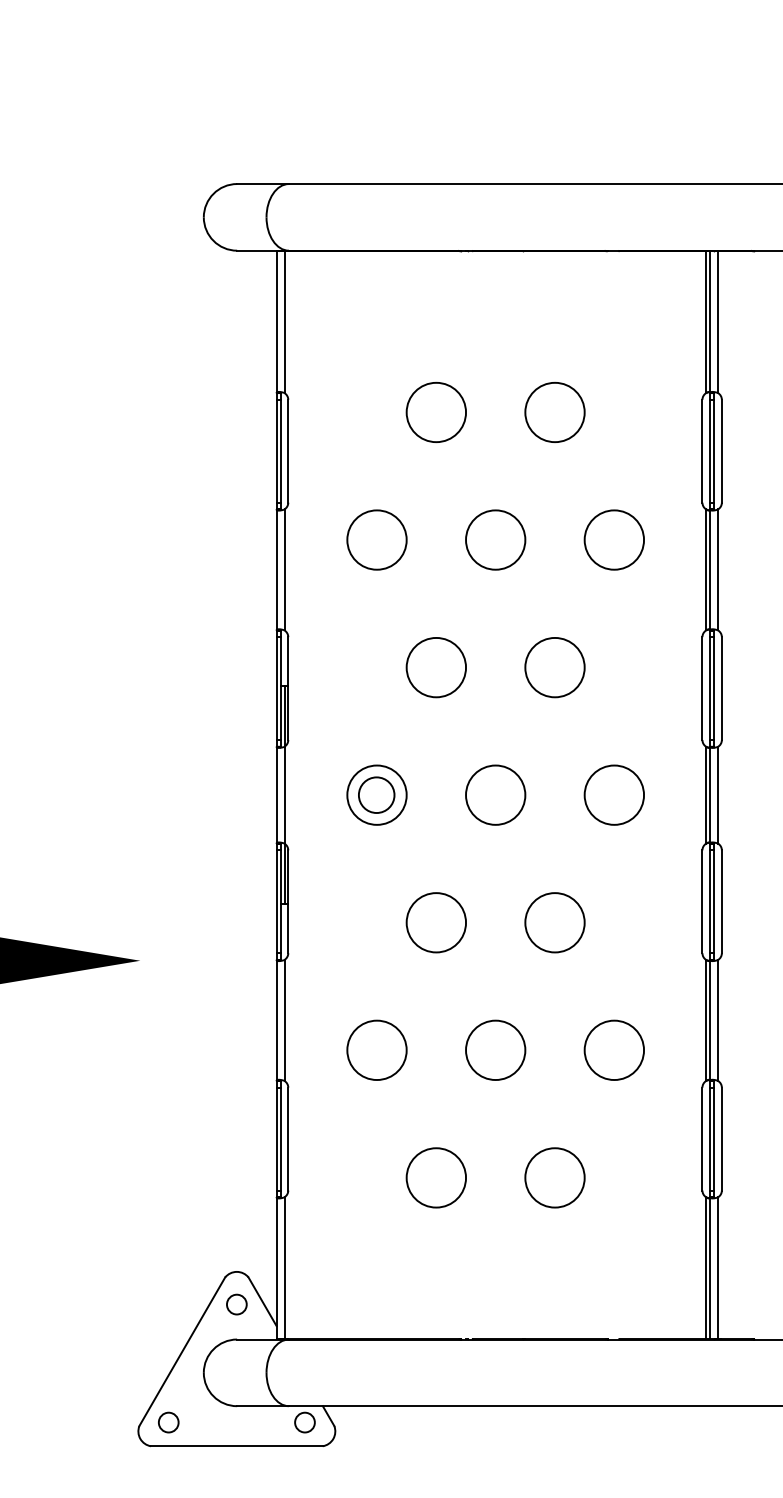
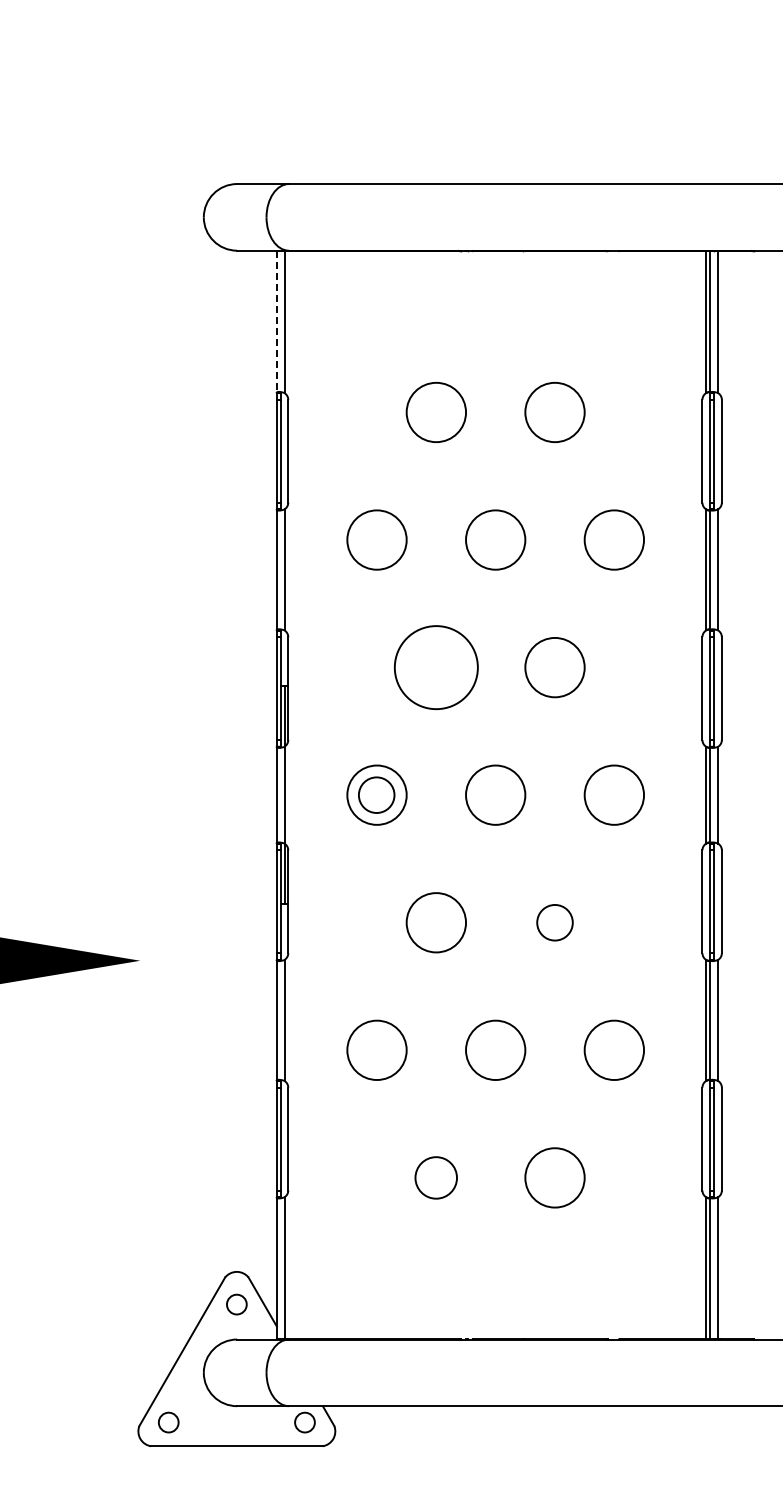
line: solid -> dashed (276, 322)
circle diameter: 59 px -> 83 px (435, 667)
circle diameter: 59 px -> 36 px (554, 922)
circle size: 62x62 px -> 44x44 px (435, 1177)
